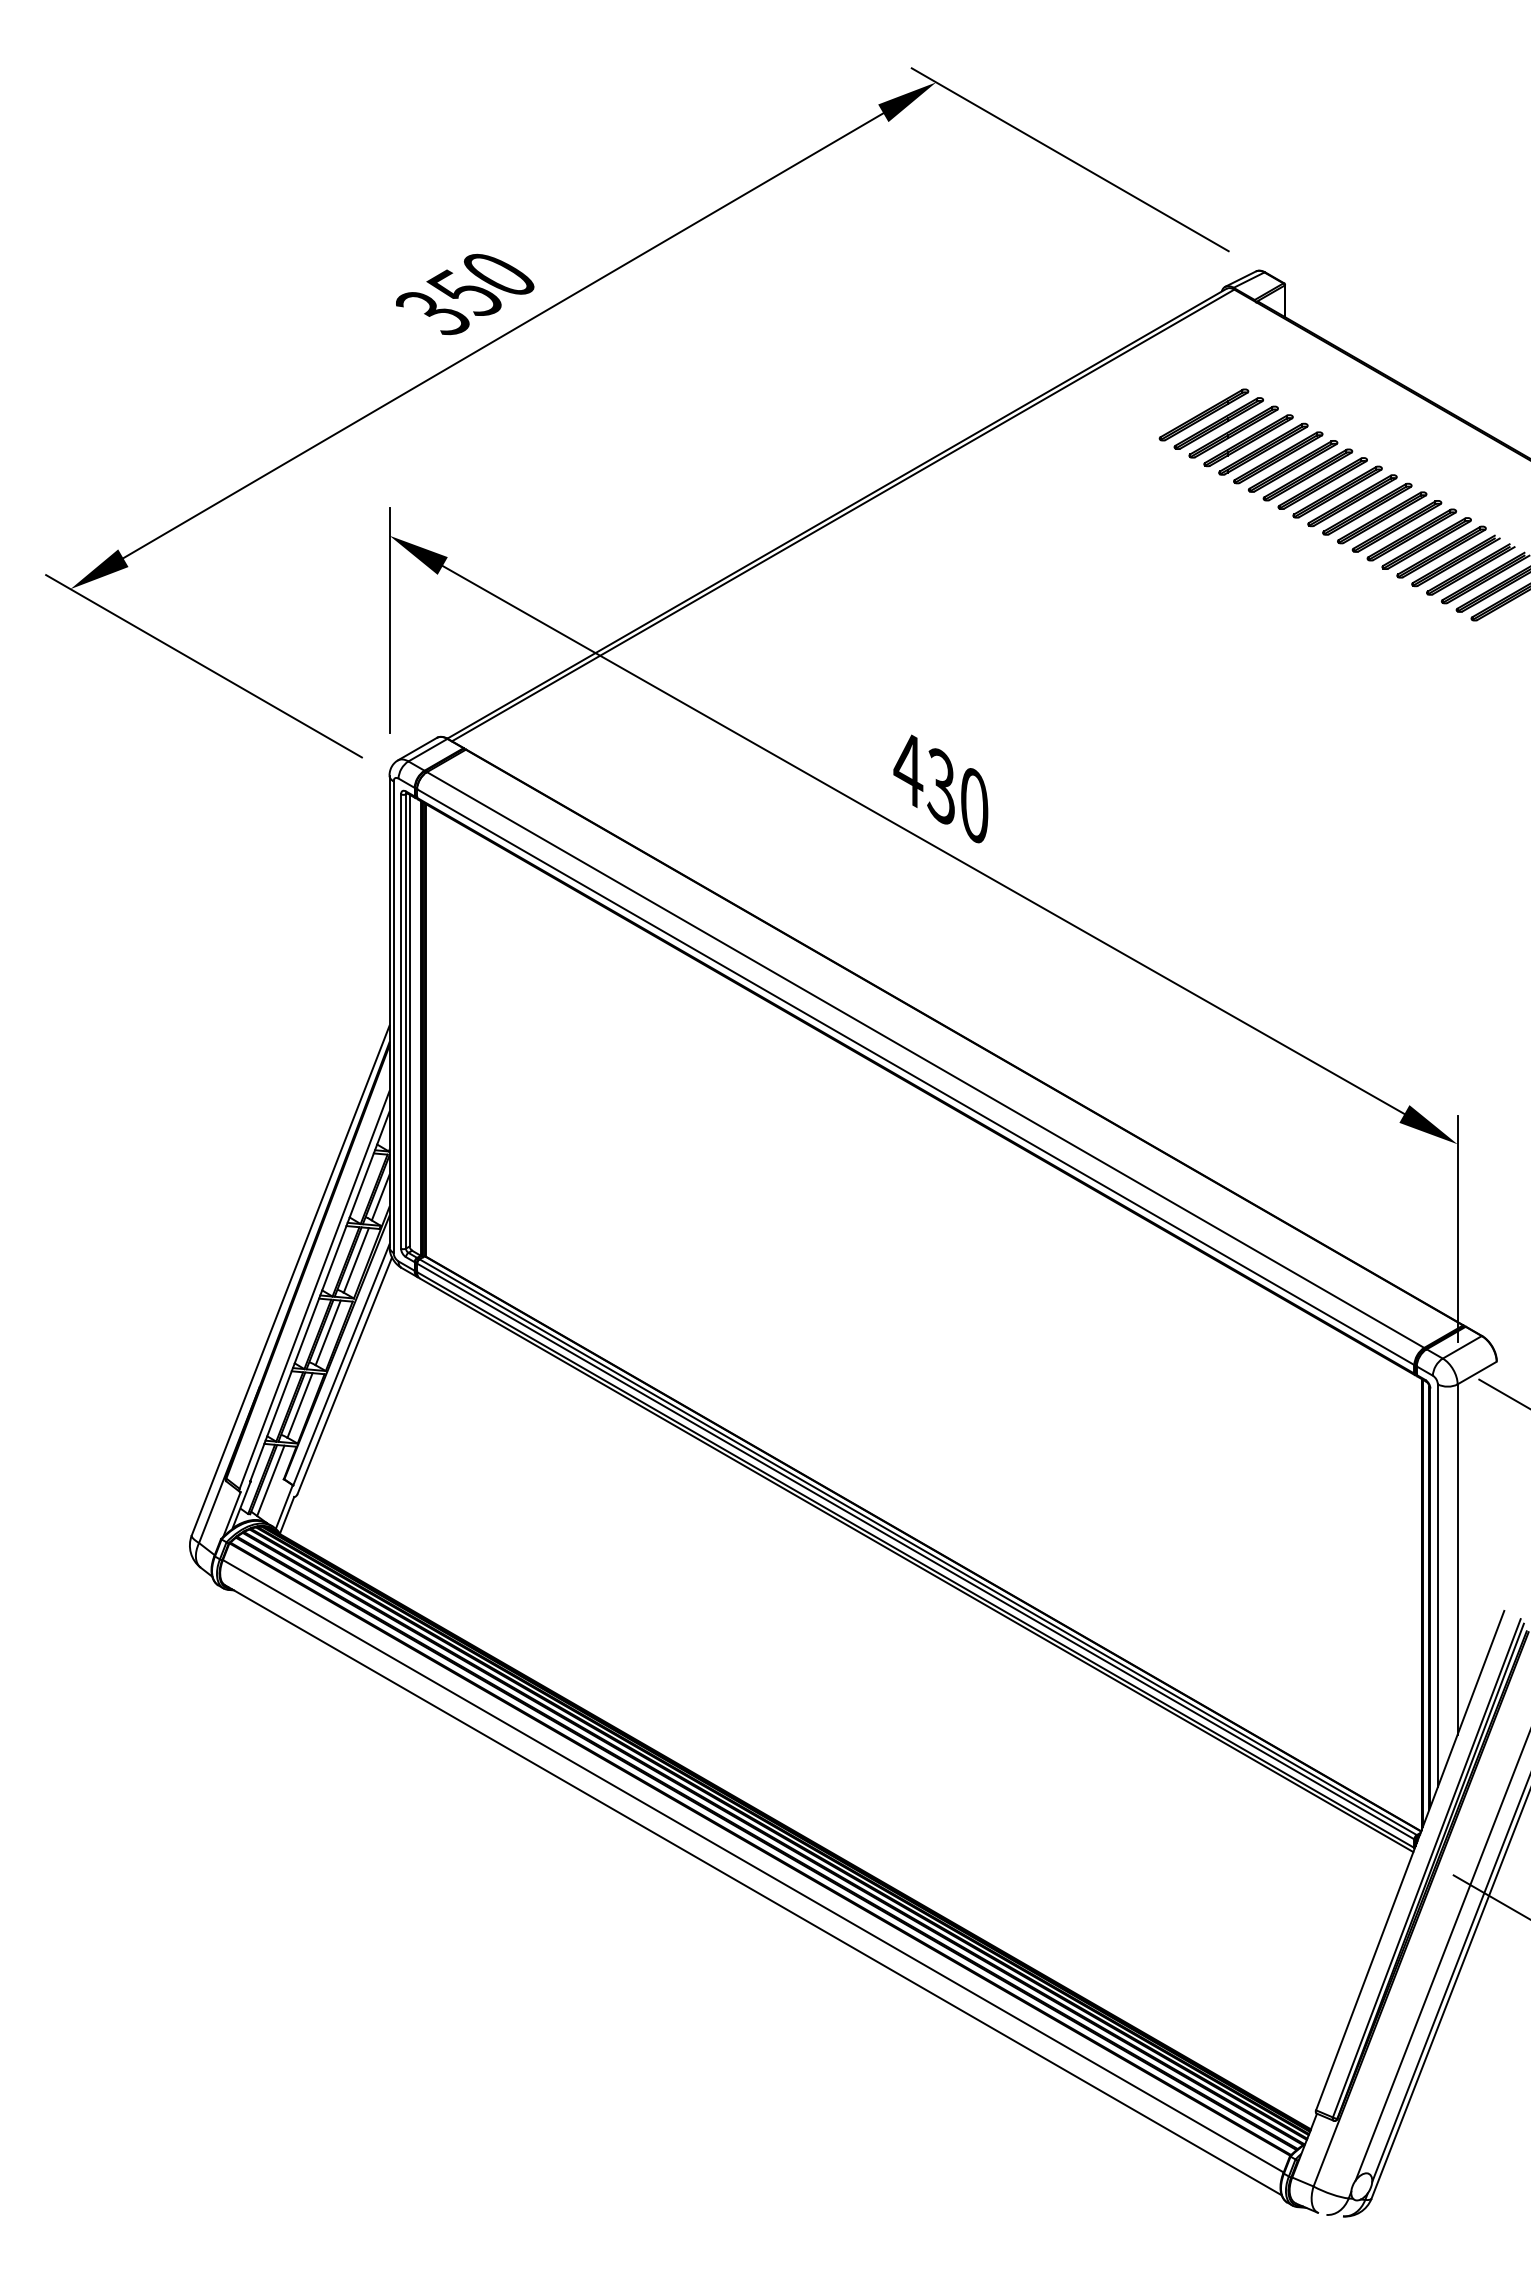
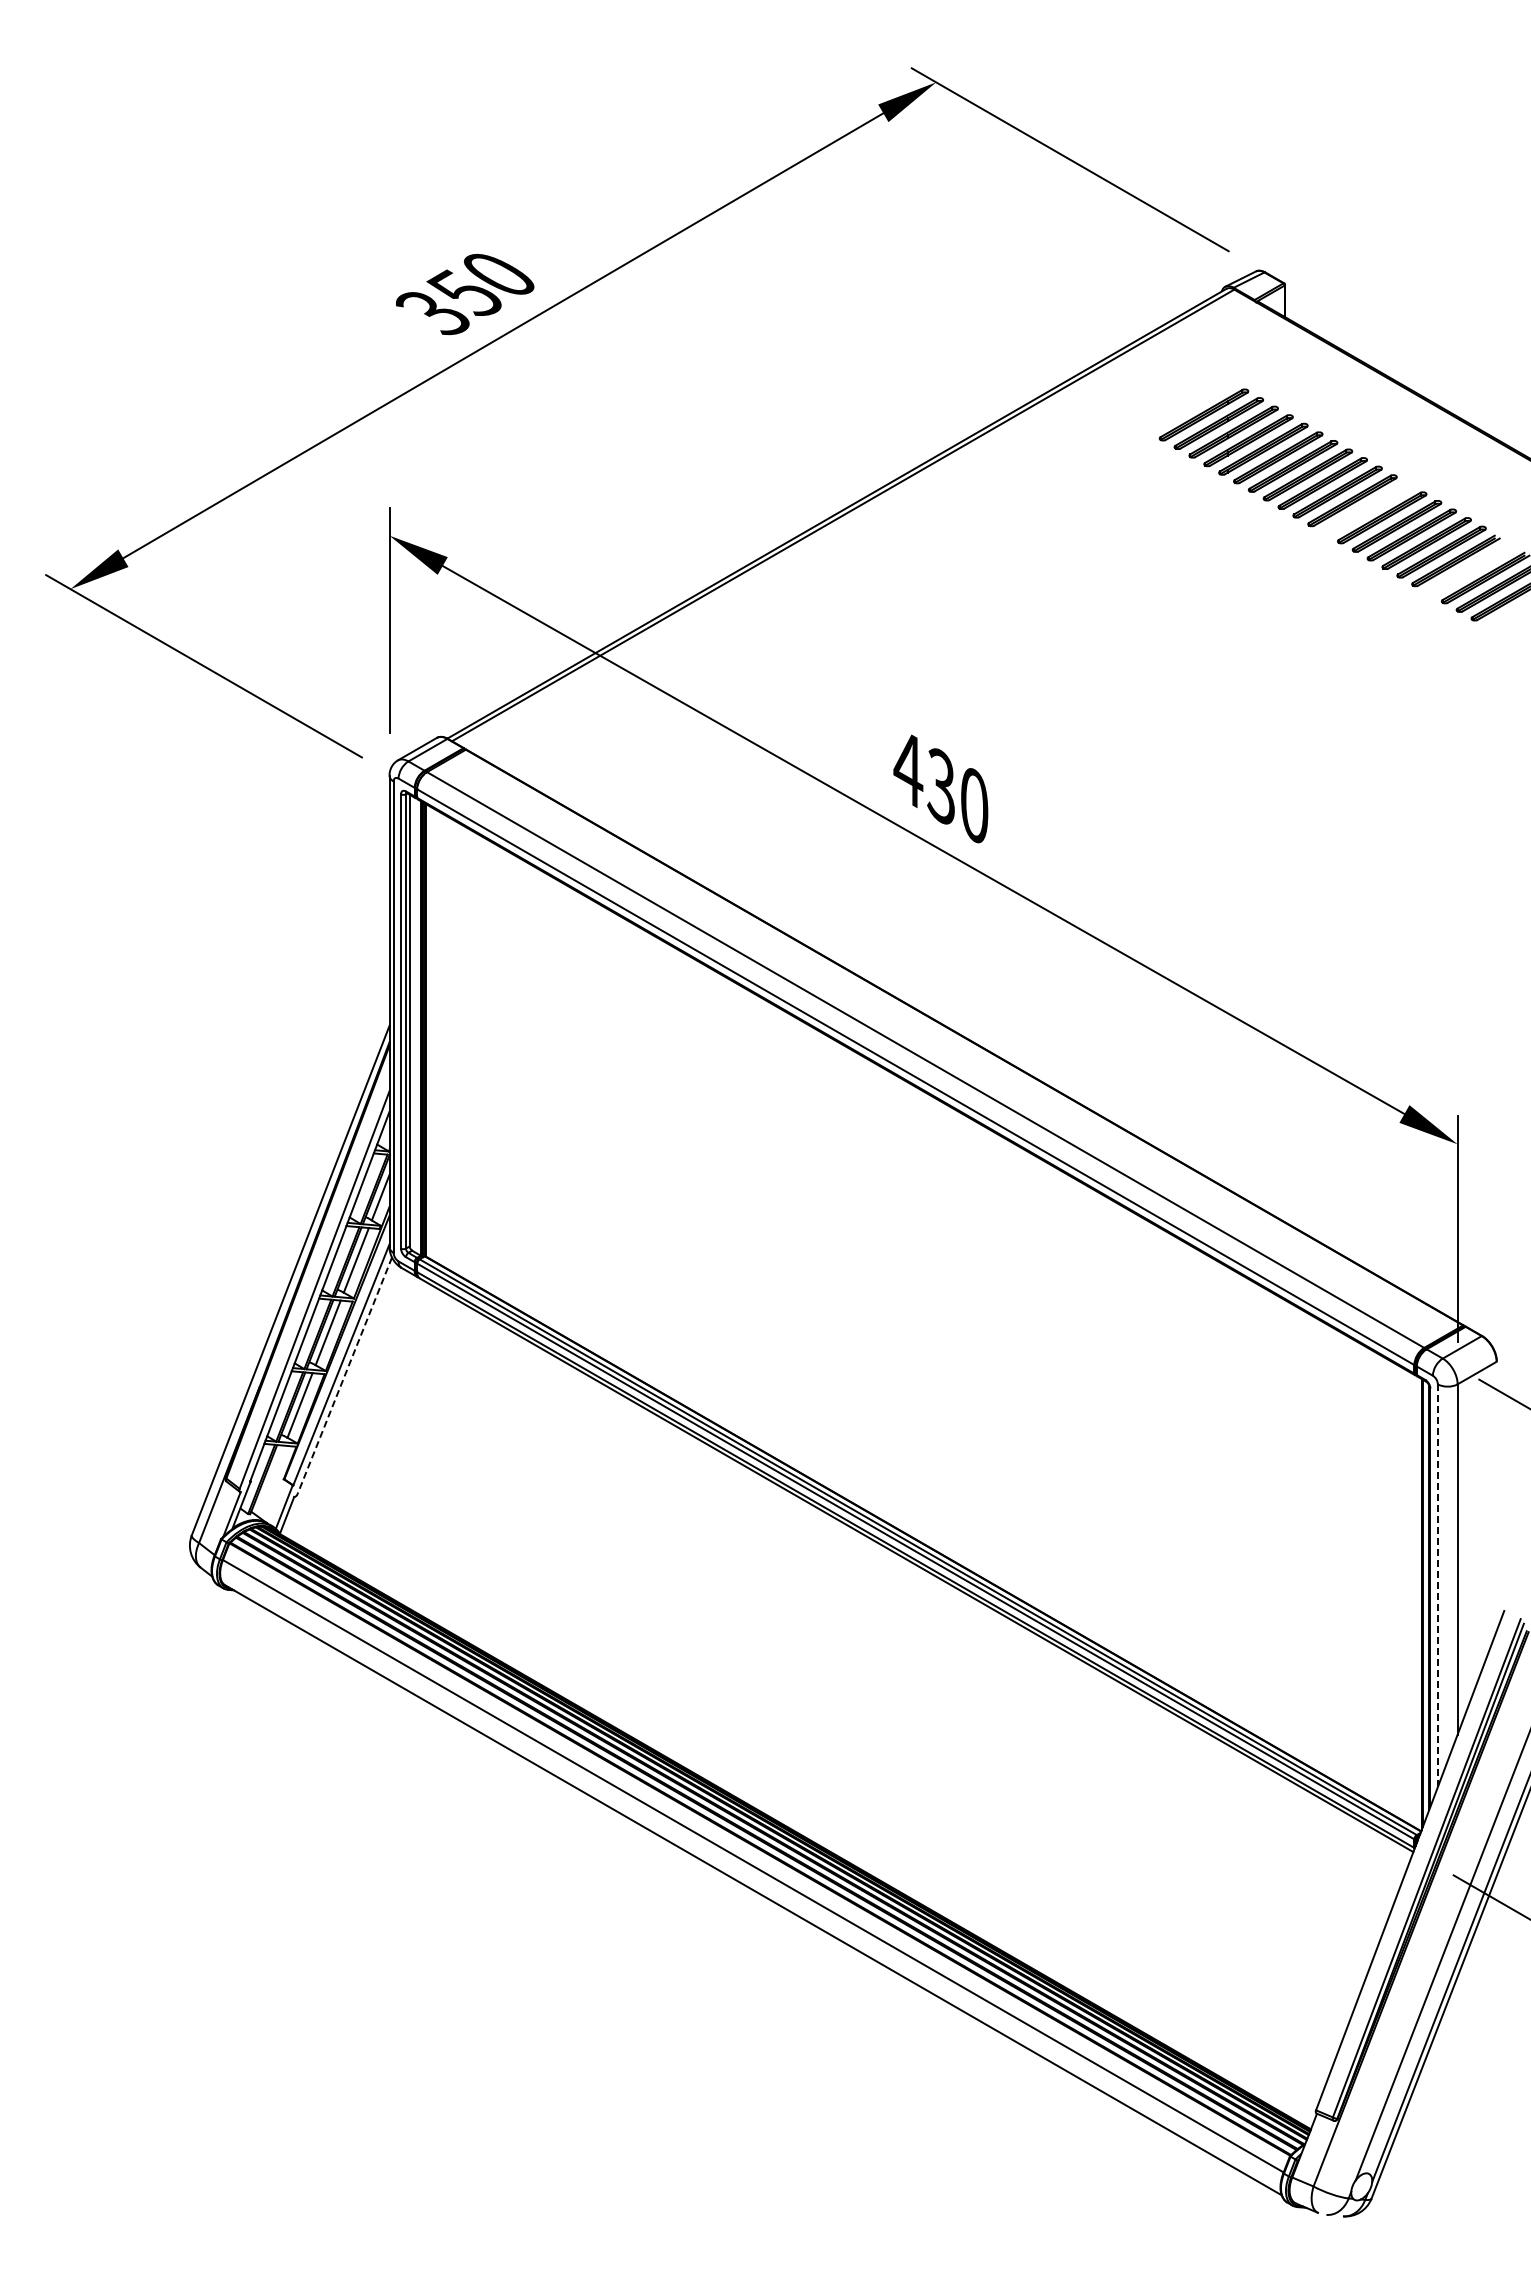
part: present -> none (1367, 508)
part: present -> none (1470, 569)
line: solid -> dashed (344, 1376)
line: present -> none (270, 1480)
line: solid -> dashed (1437, 1586)
